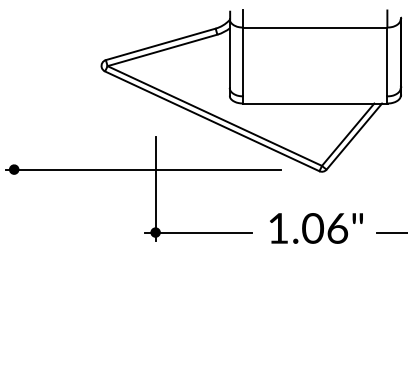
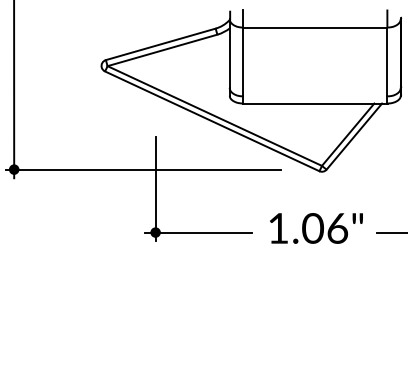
line: none -> present (14, 90)
